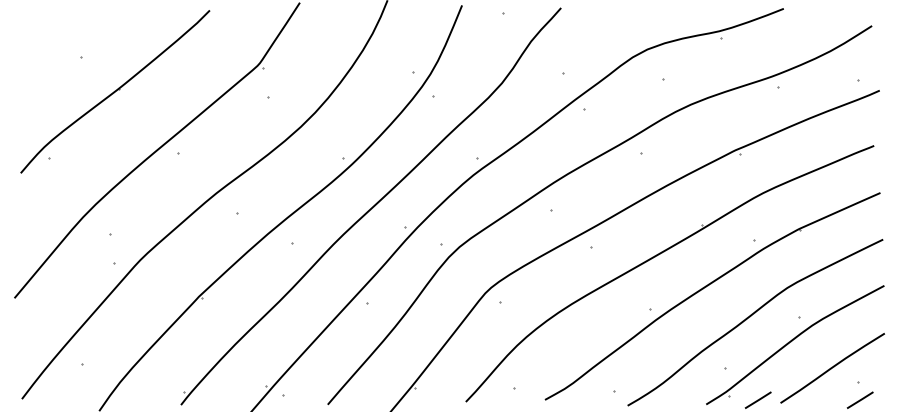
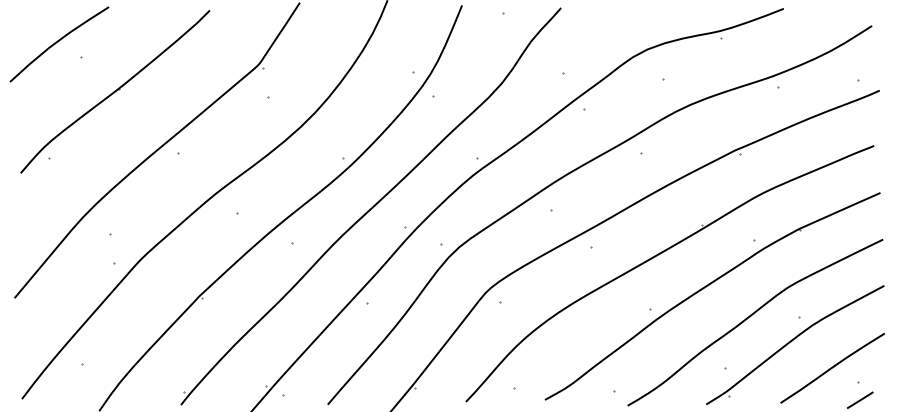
curve: none -> present (58, 42)
line: present -> none (757, 399)
